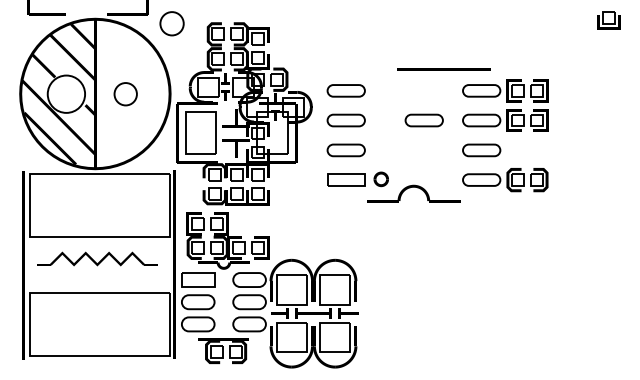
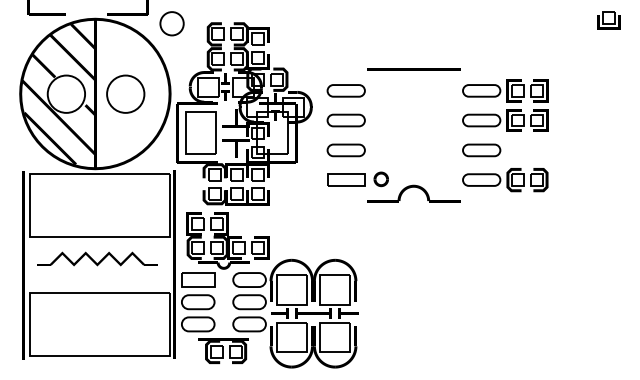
line position: (443, 69) -> (413, 69) (413, 69)
circle diameter: 22 px -> 37 px (125, 93)
part: present -> none (423, 120)
